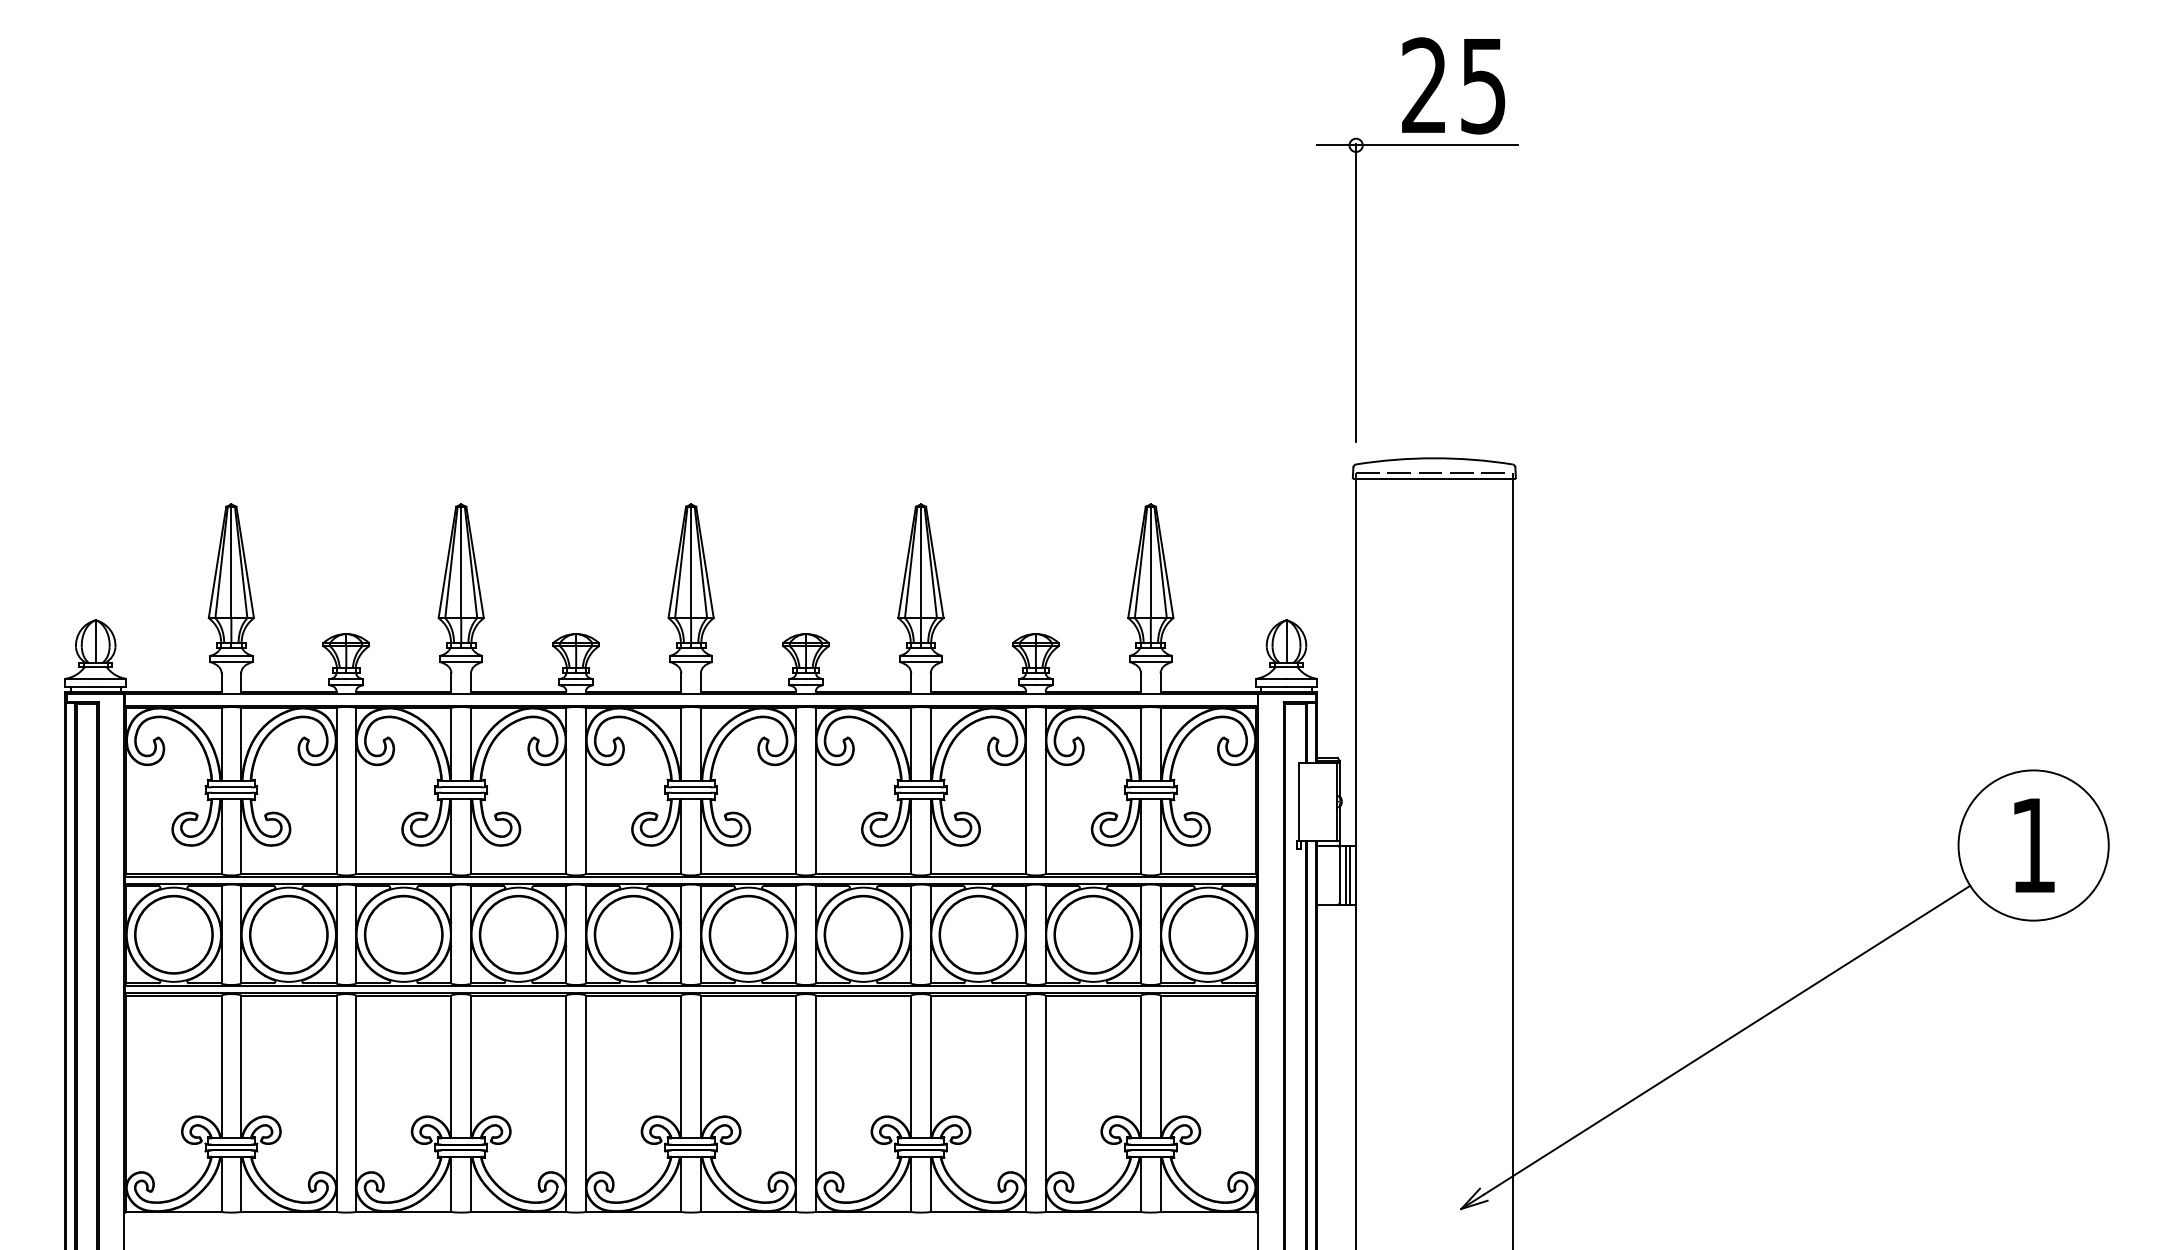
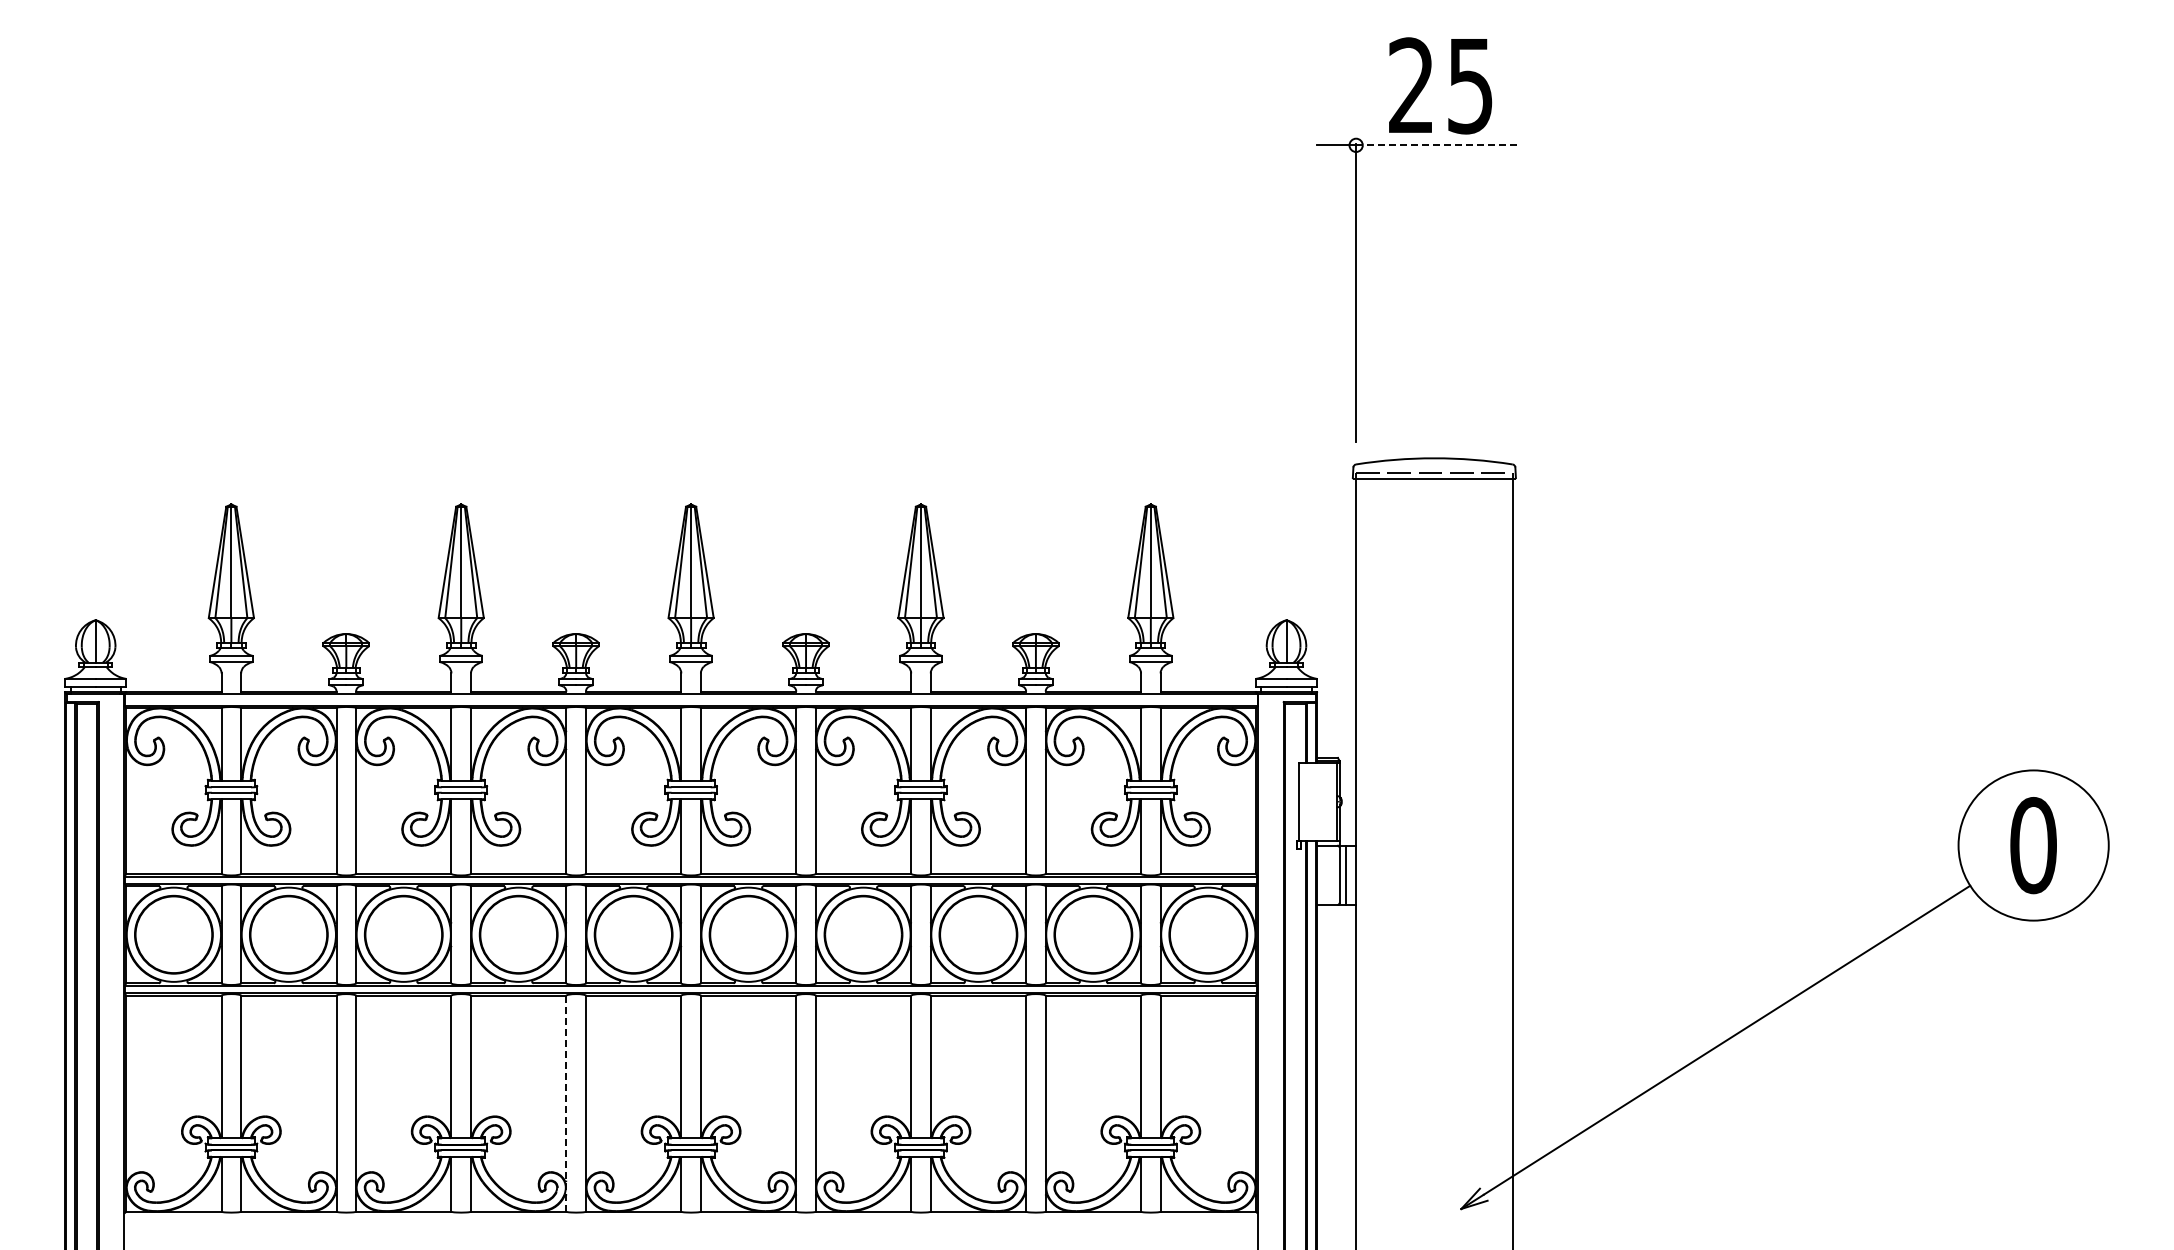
text position: (1453, 85) -> (1440, 85) (1440, 85)
line: solid -> dashed (1437, 145)
text: 1 -> 0 (2033, 845)
line: present -> none (1349, 875)
line: solid -> dashed (566, 1103)
